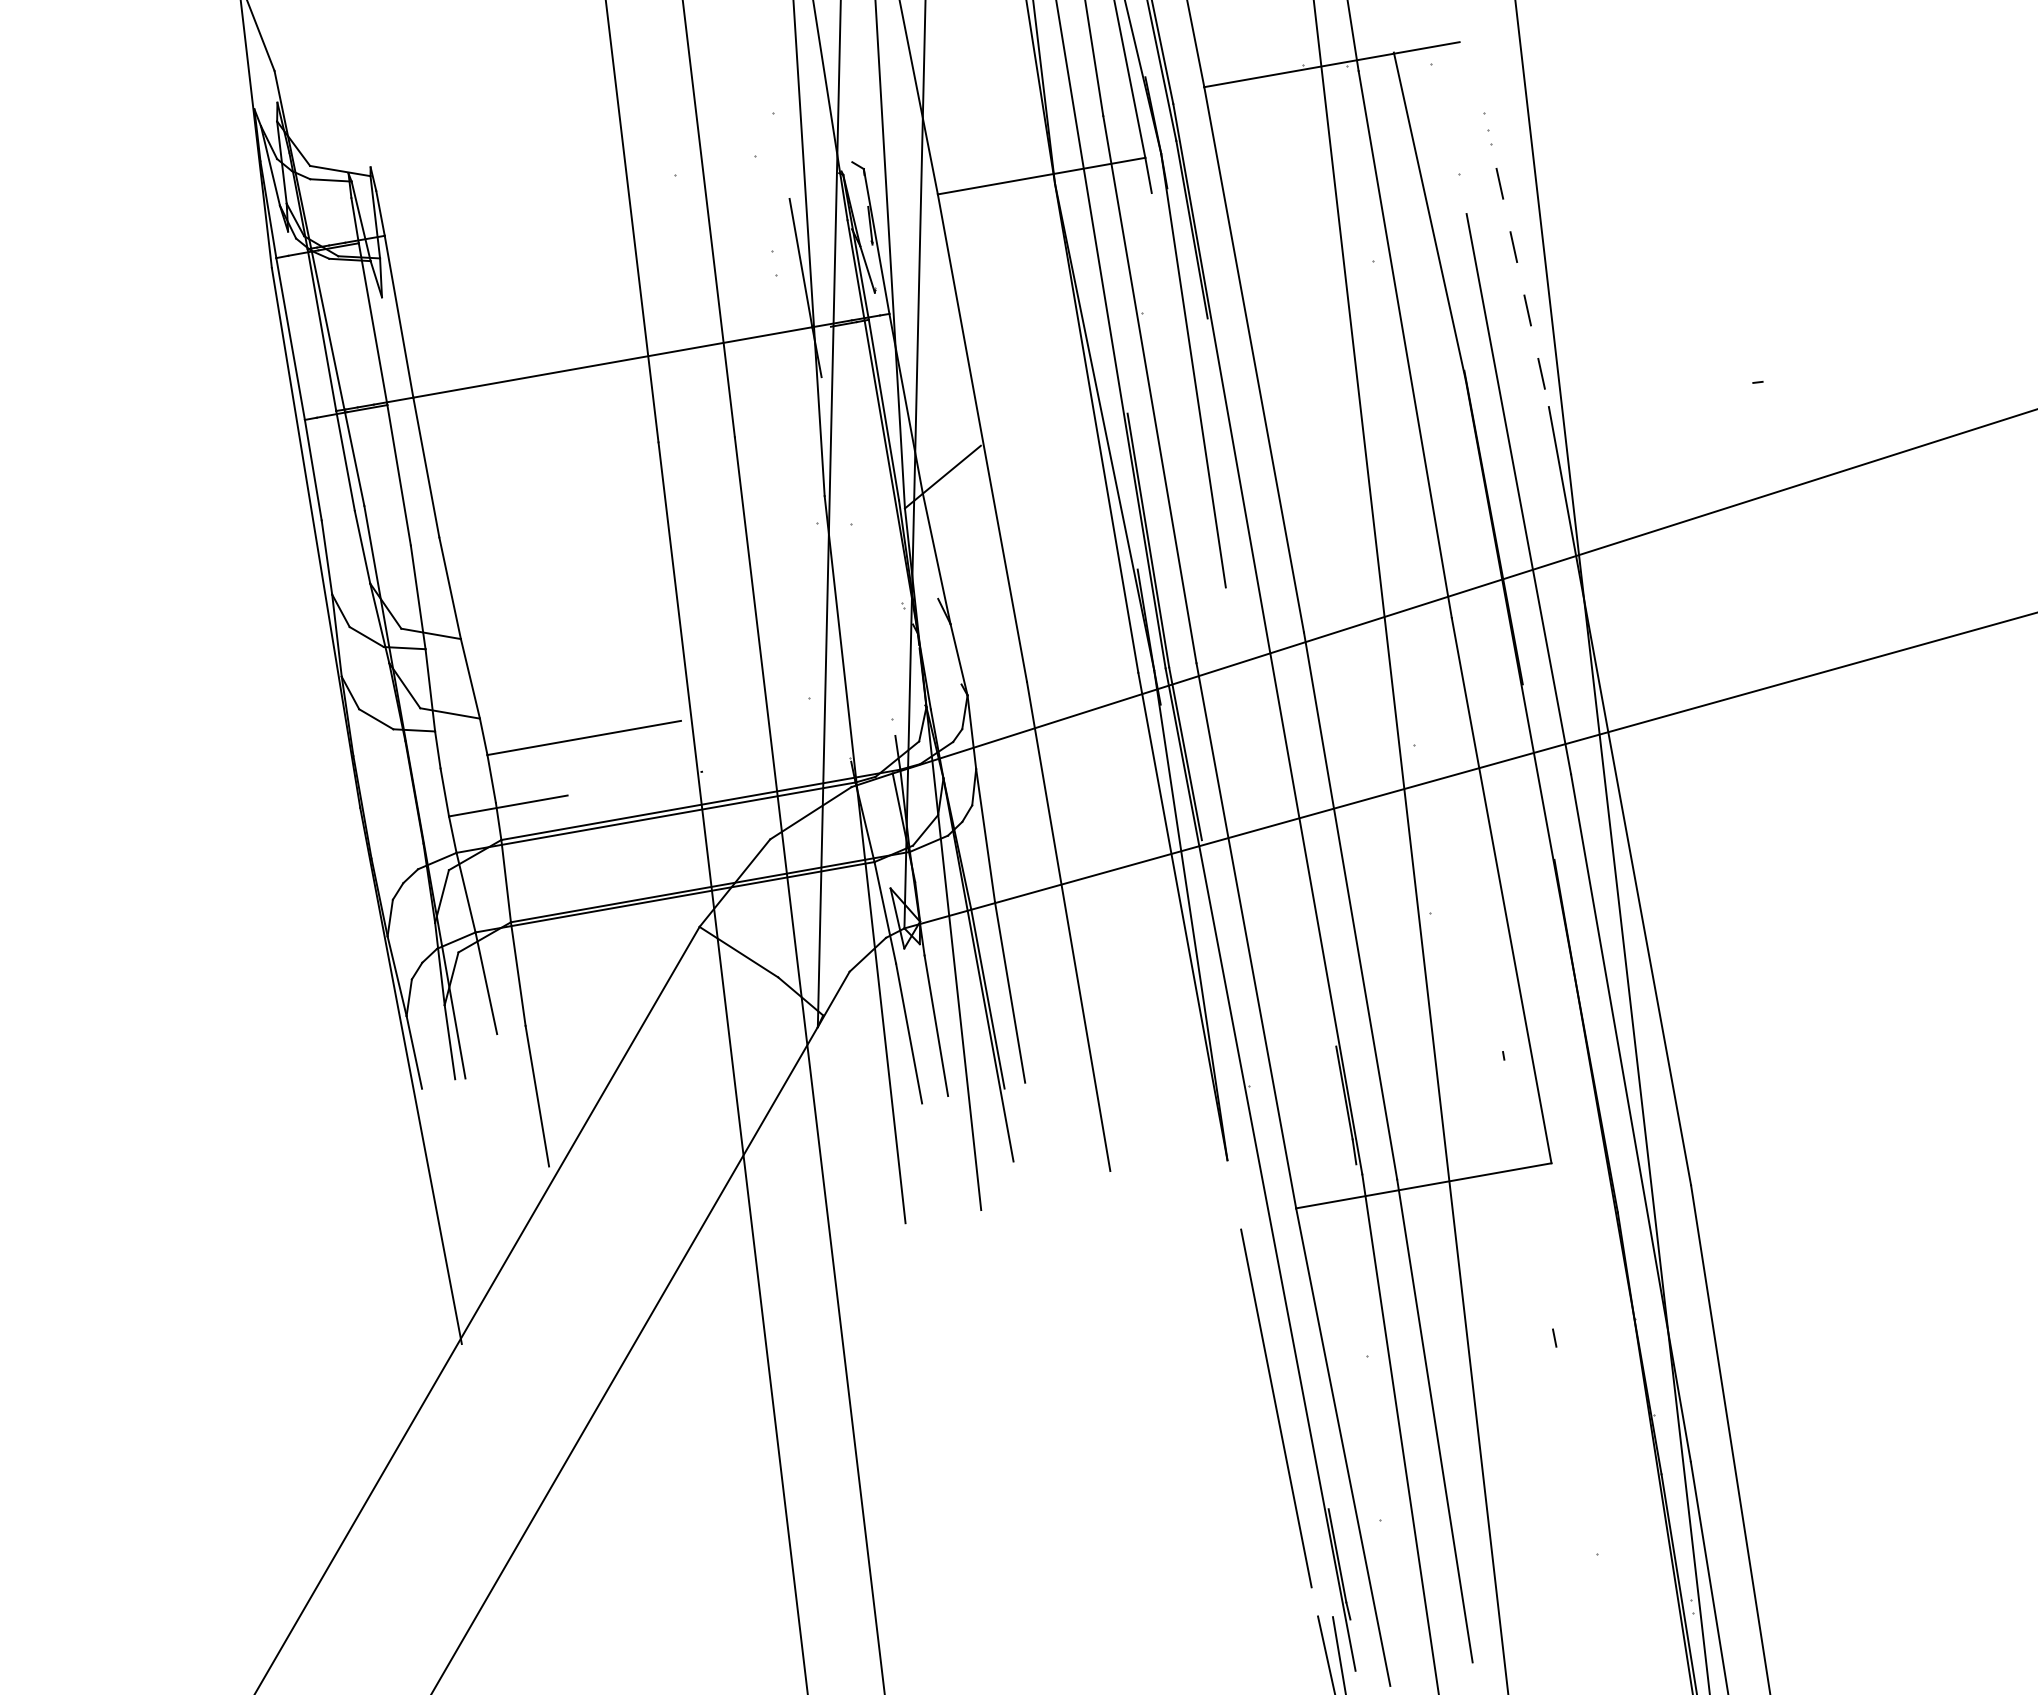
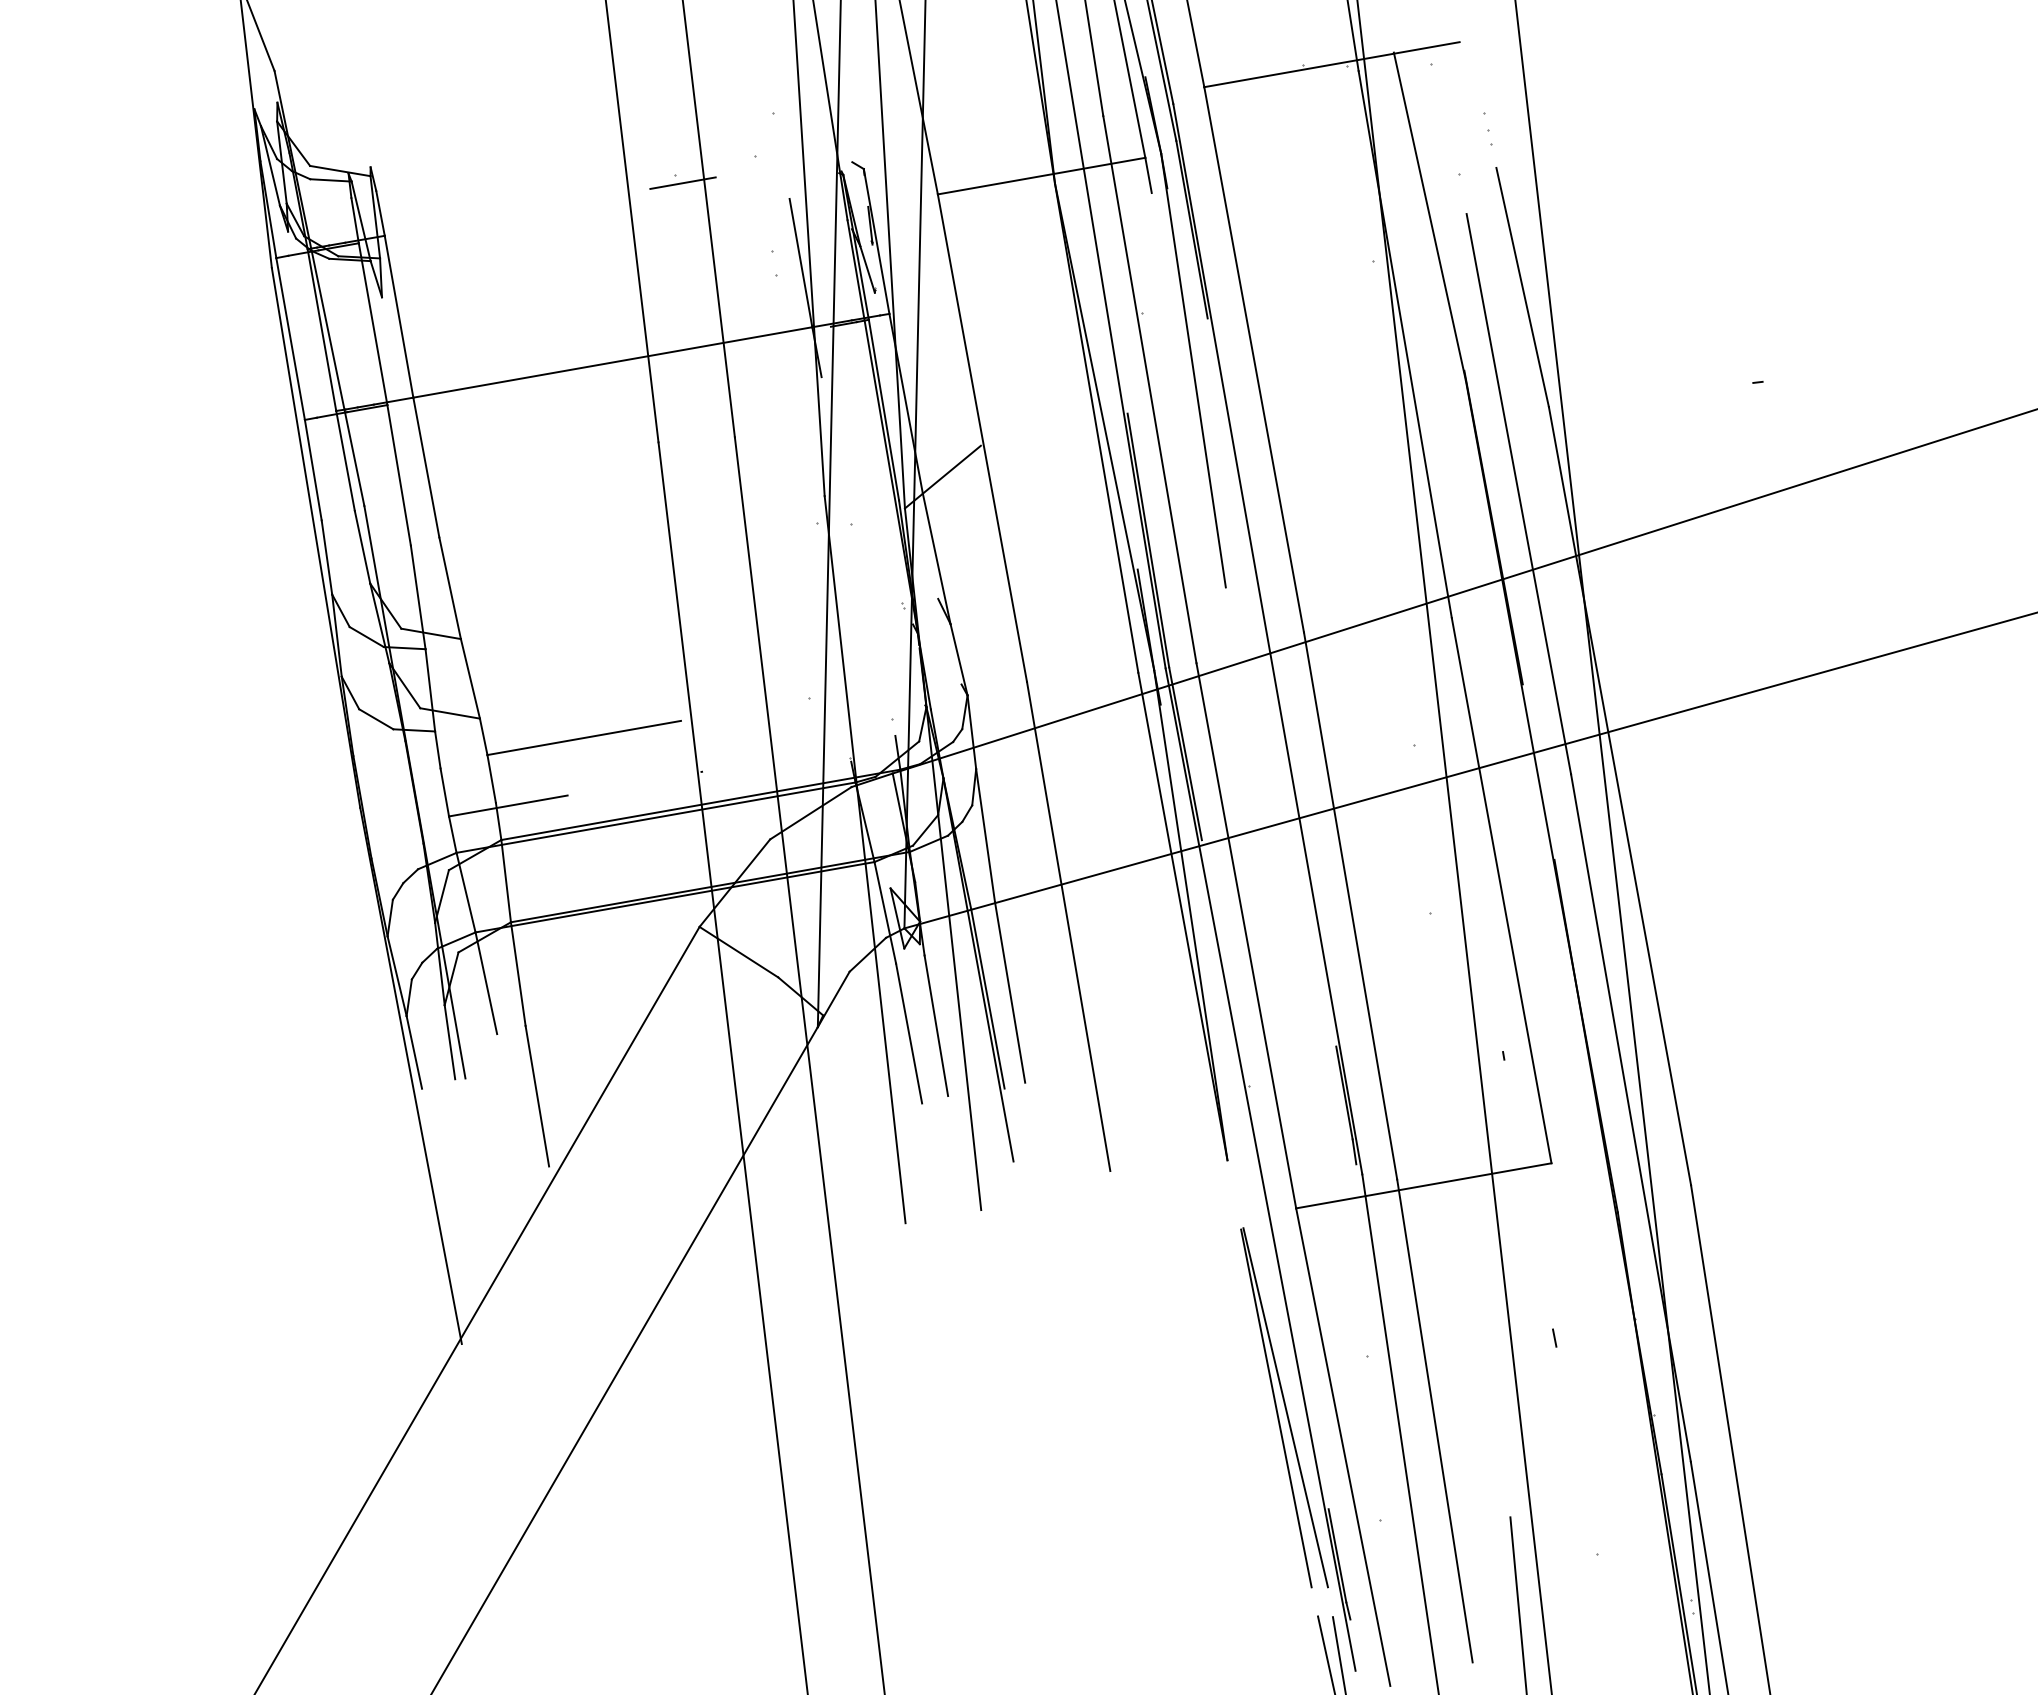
line: none -> present (682, 182)
line: dashed -> solid (1522, 287)
line position: (1410, 846) -> (1454, 846) (1454, 846)
line: none -> present (1285, 1407)
line: none -> present (1518, 1604)
